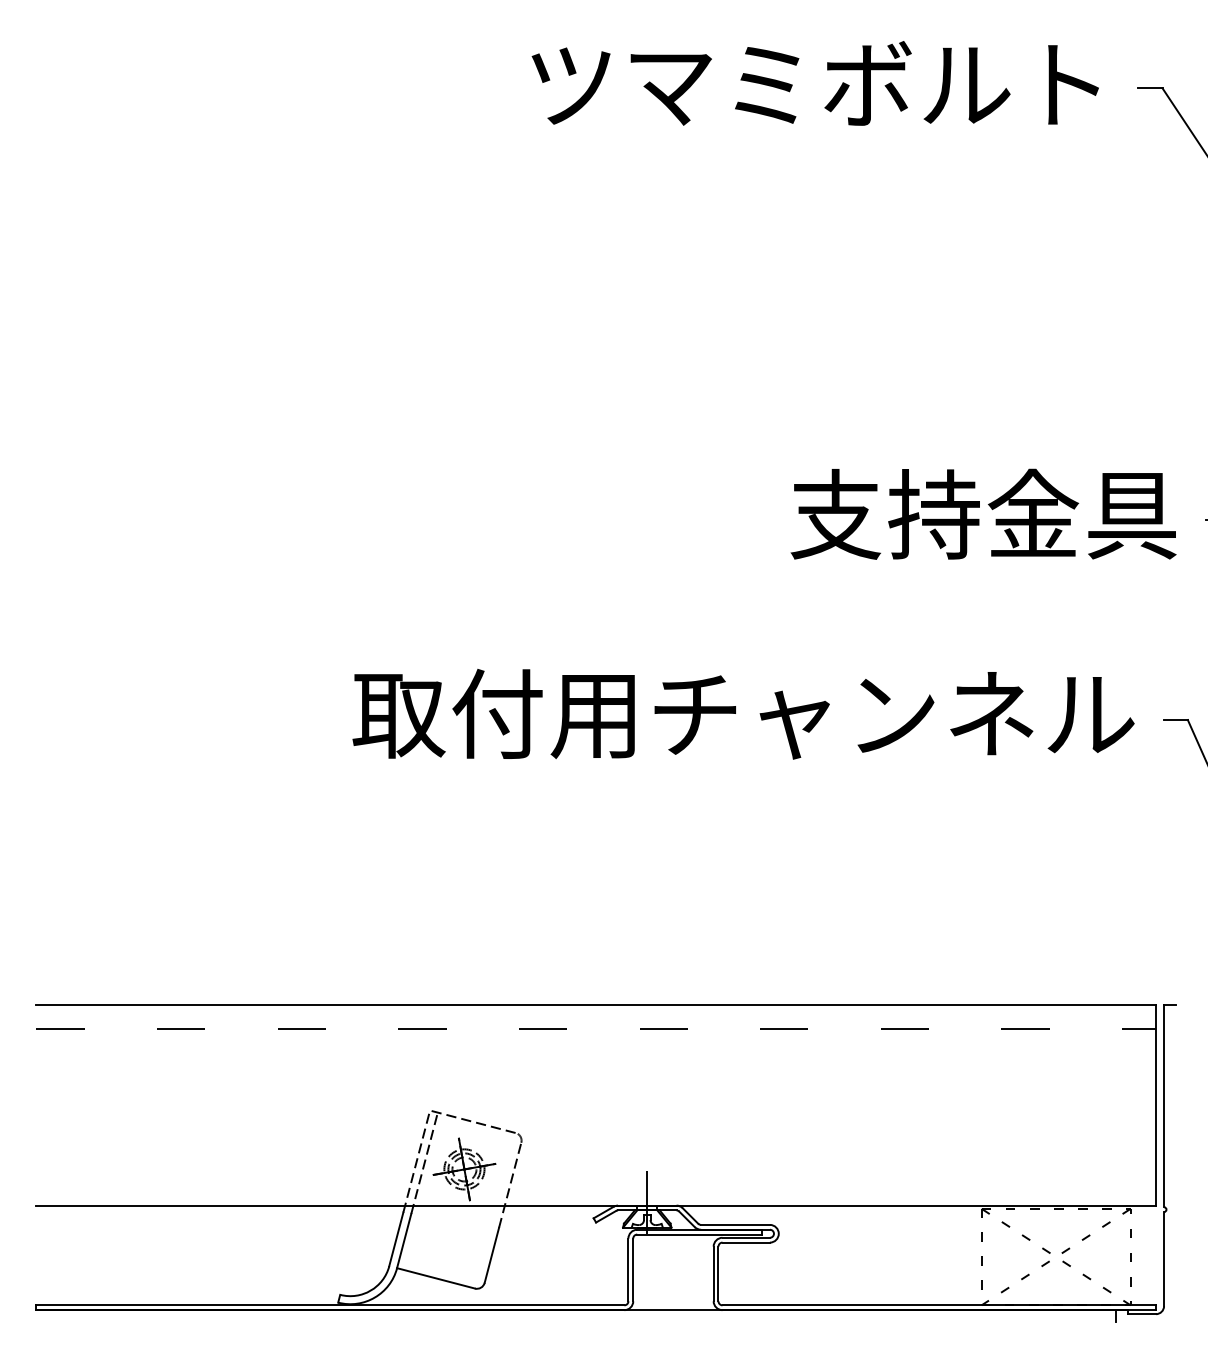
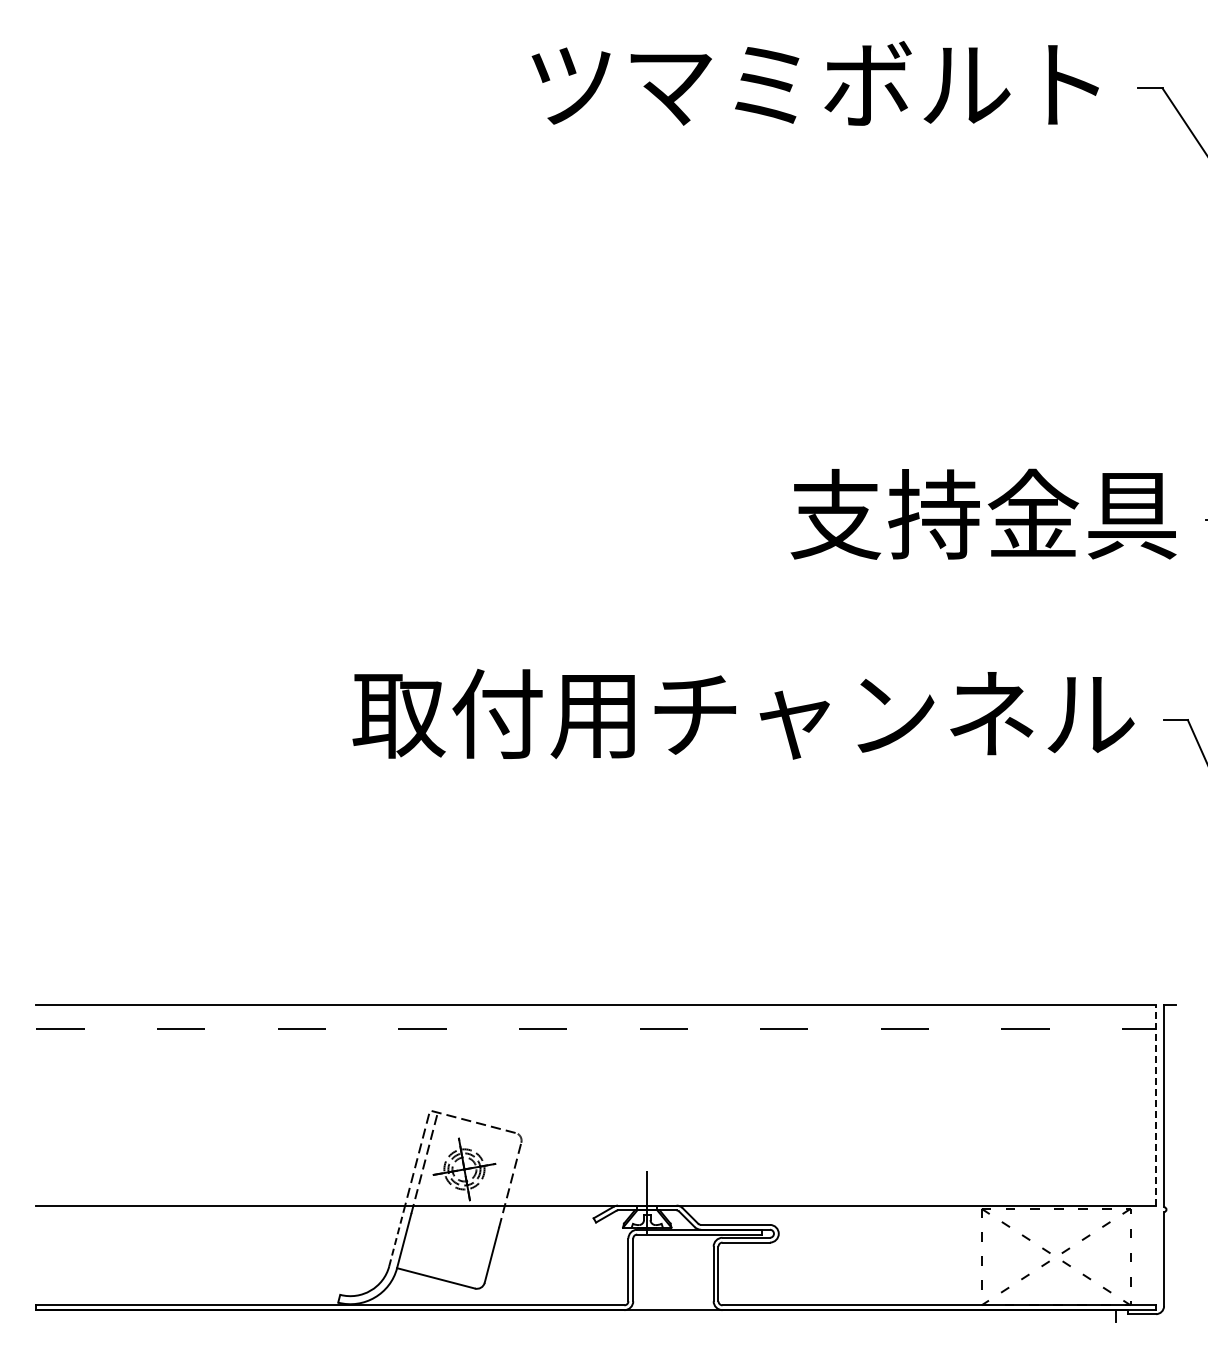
line: solid -> dashed (1156, 1105)
line: solid -> dashed (396, 1239)
